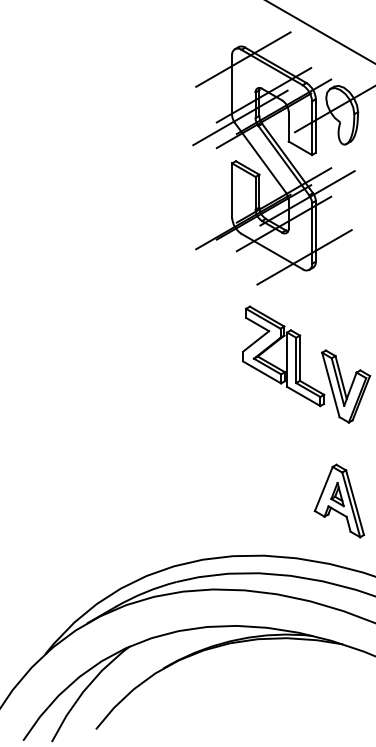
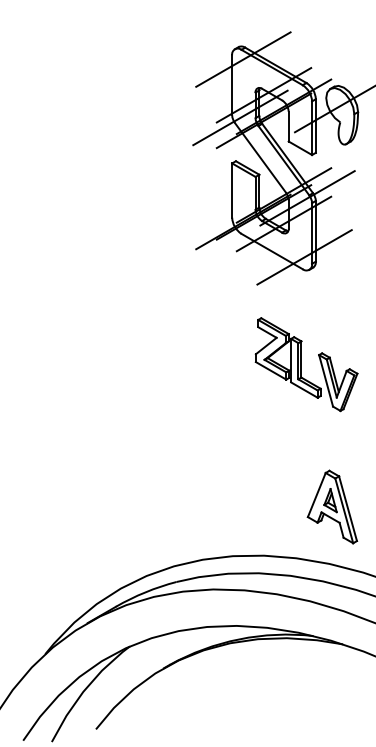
line: present -> none (320, 32)
part size: 130x119 px -> 105x96 px (306, 364)
part position: (339, 500) -> (332, 506) (332, 506)
